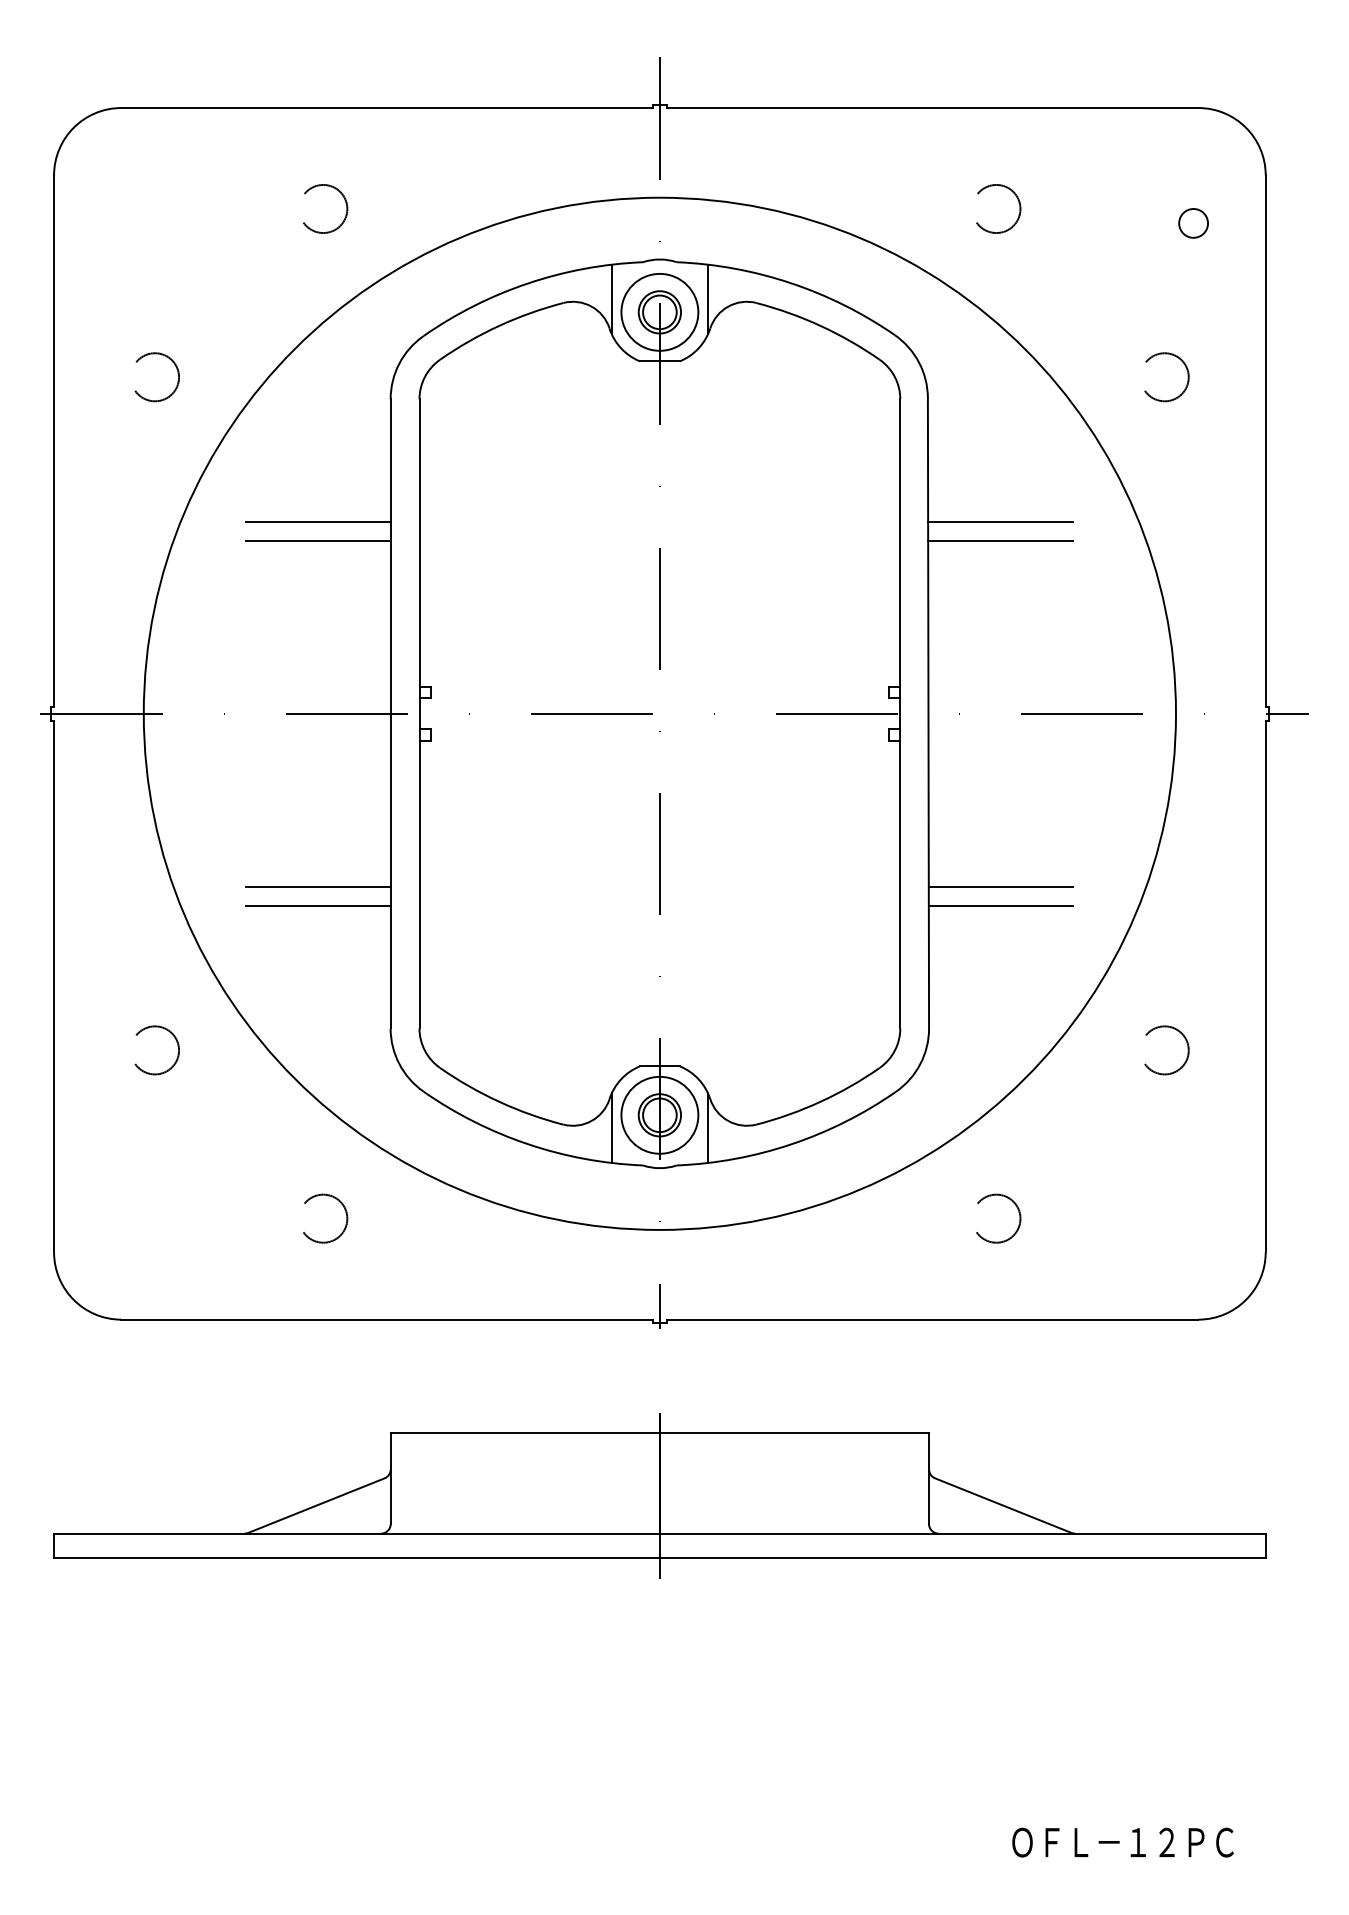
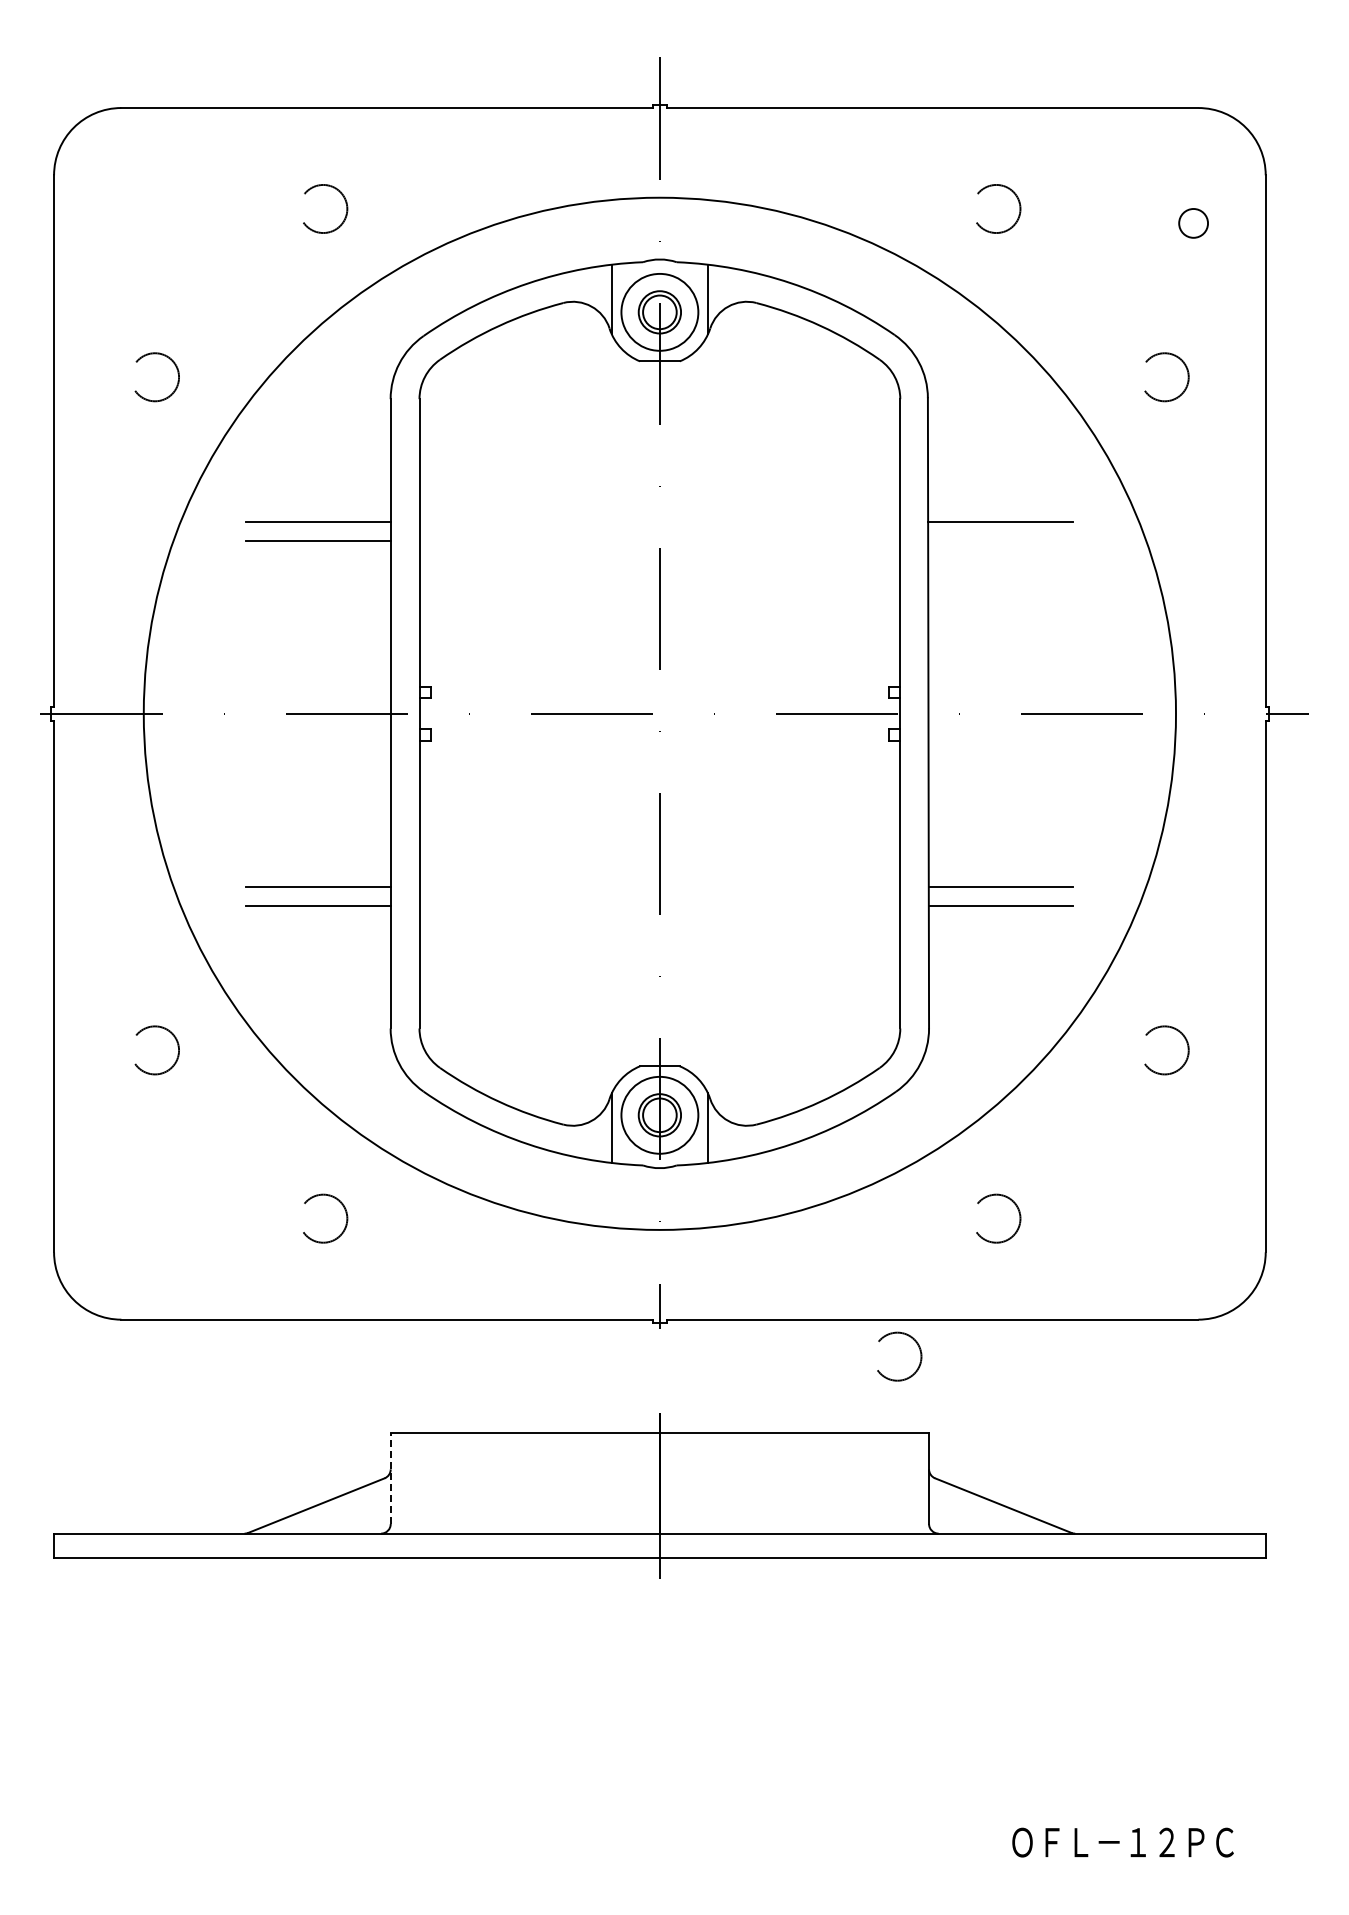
line: present -> none (1000, 540)
circle: none -> present (899, 1356)
line: solid -> dashed (390, 1478)
